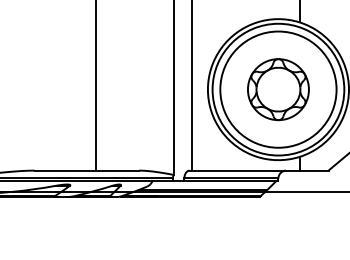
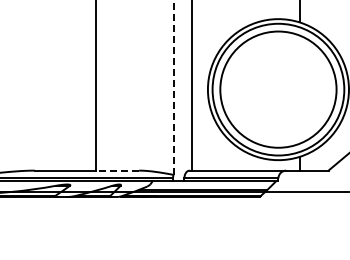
line: solid -> dashed (173, 87)
part: present -> none (278, 89)
line: solid -> dashed (117, 170)
